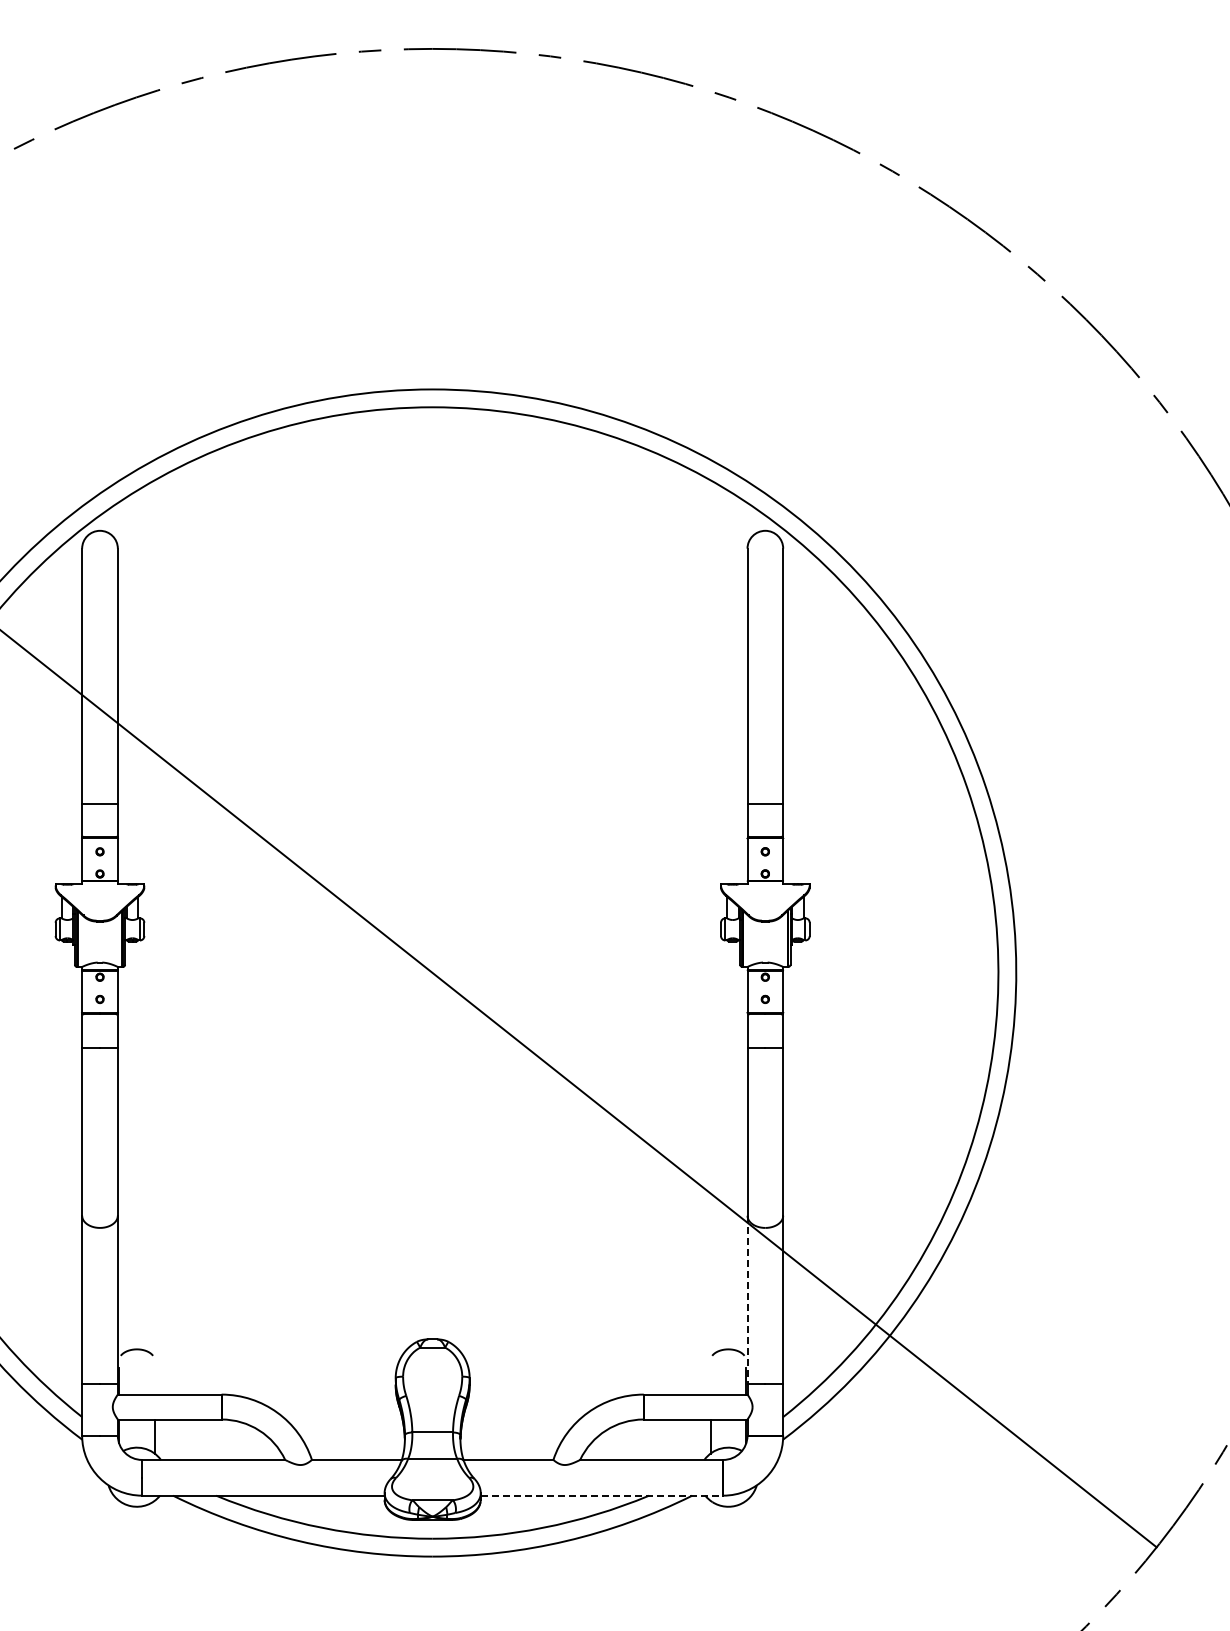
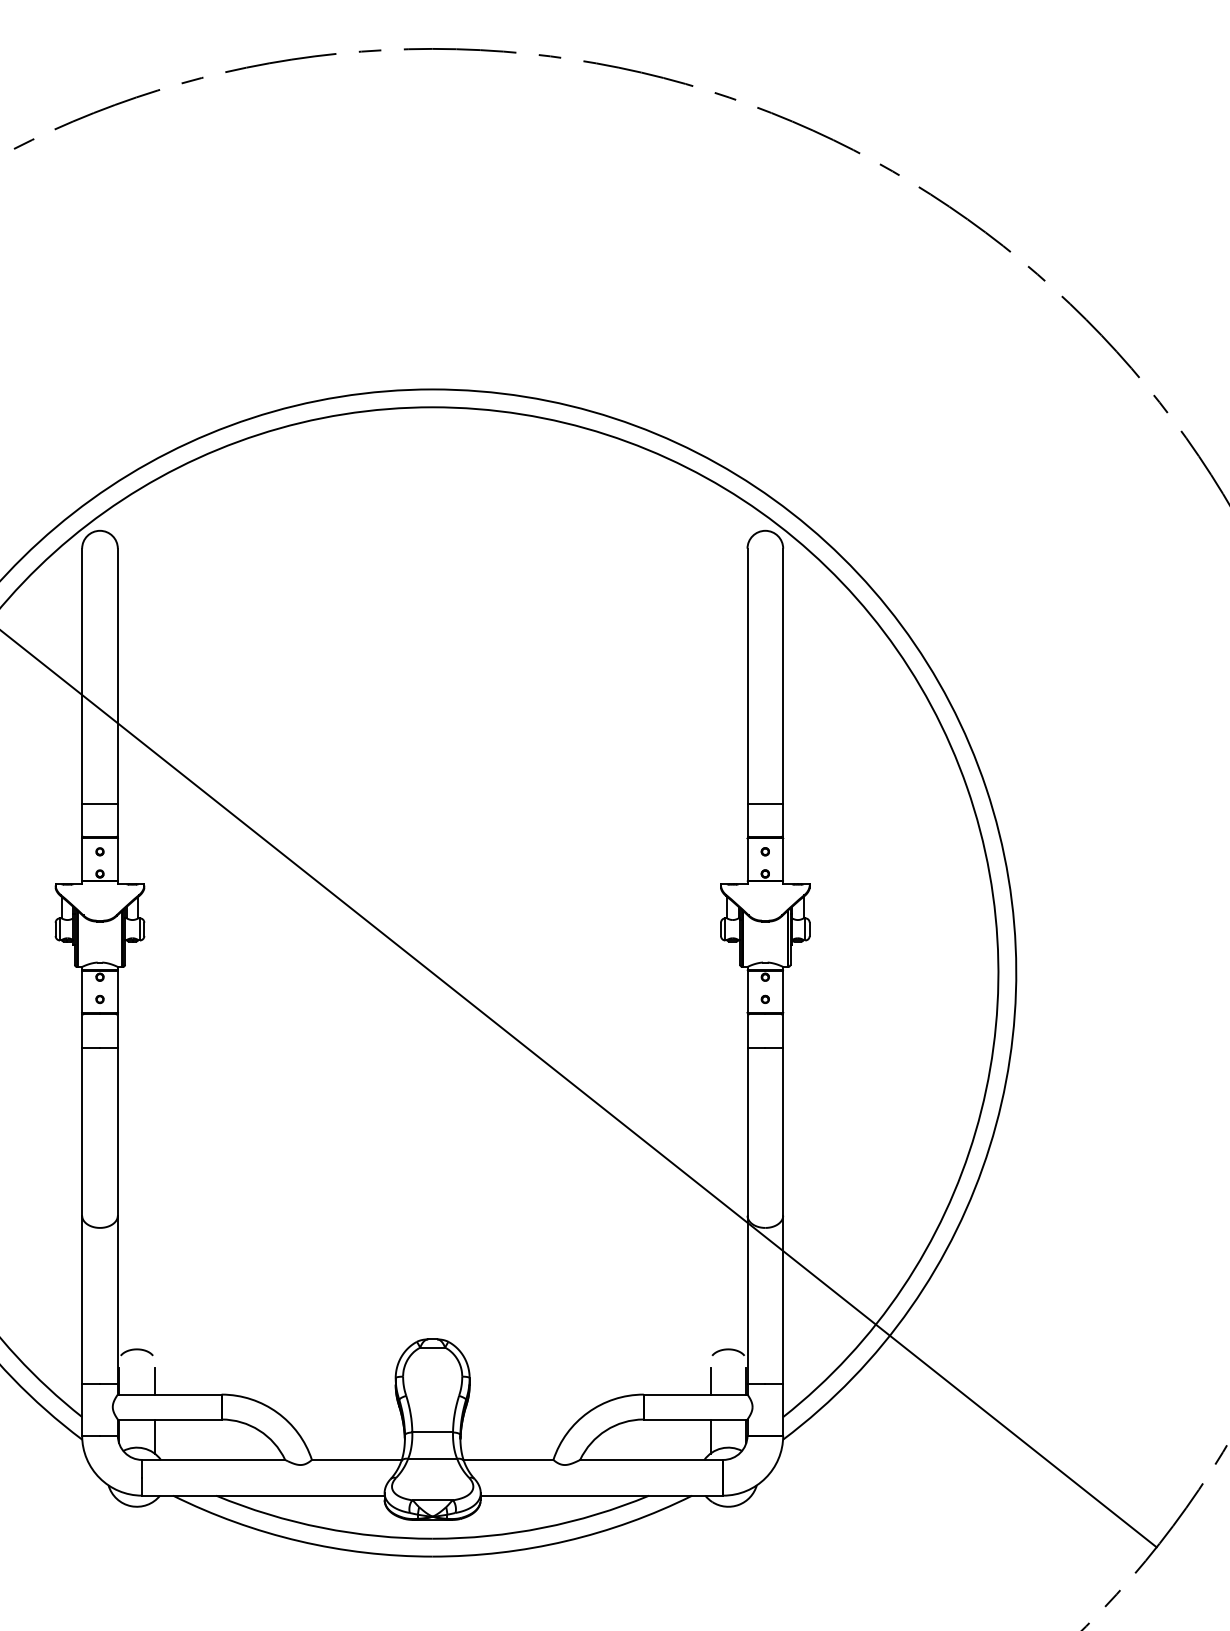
line: dashed -> solid (747, 1300)
line: none -> present (154, 1380)
line: none -> present (710, 1380)
line: dashed -> solid (602, 1495)
